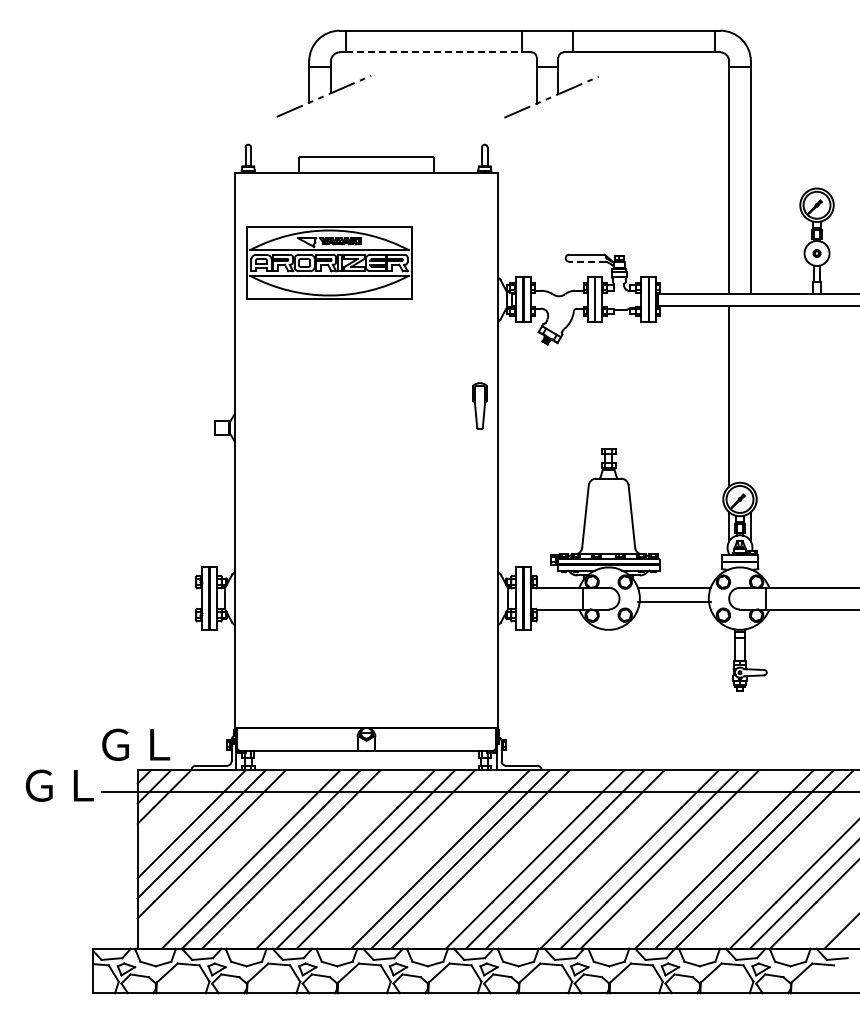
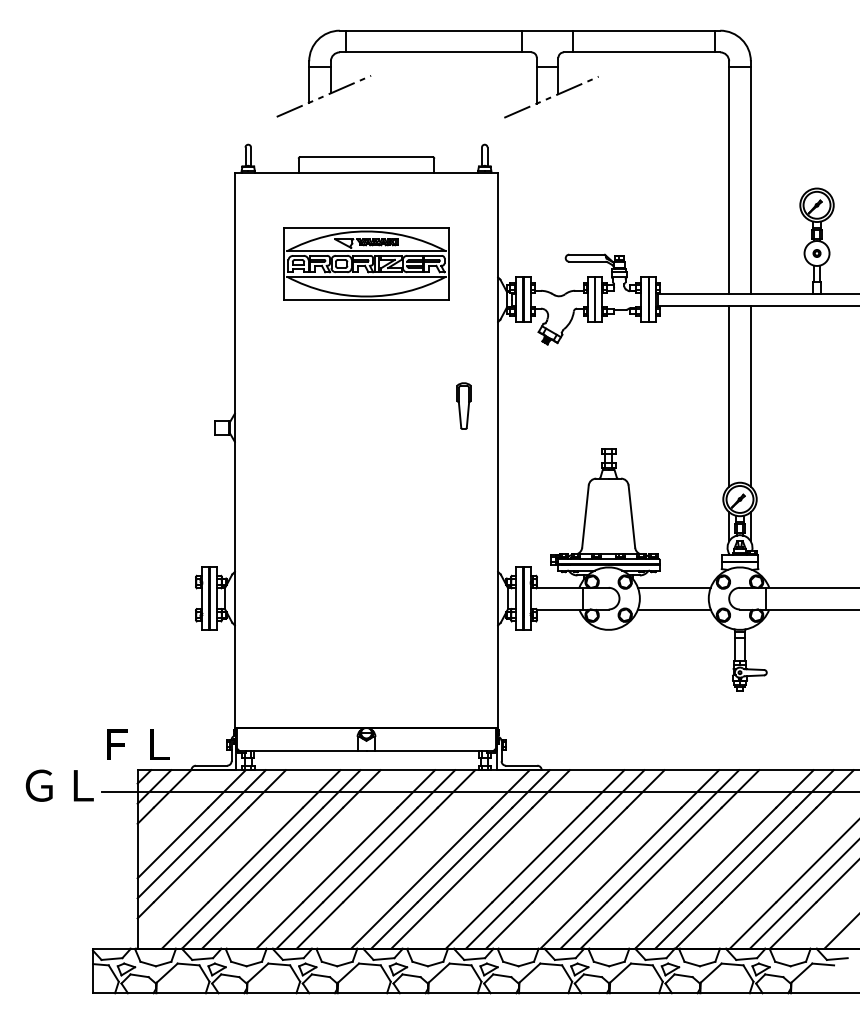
line: dashed -> solid (434, 52)
line: dashed -> solid (586, 261)
part position: (329, 262) -> (366, 263) (366, 263)
line: none -> present (750, 395)
part position: (479, 405) -> (463, 405) (463, 405)
line position: (673, 601) -> (673, 609) (673, 609)
text: ＧＬ -> ＦＬ (136, 744)
